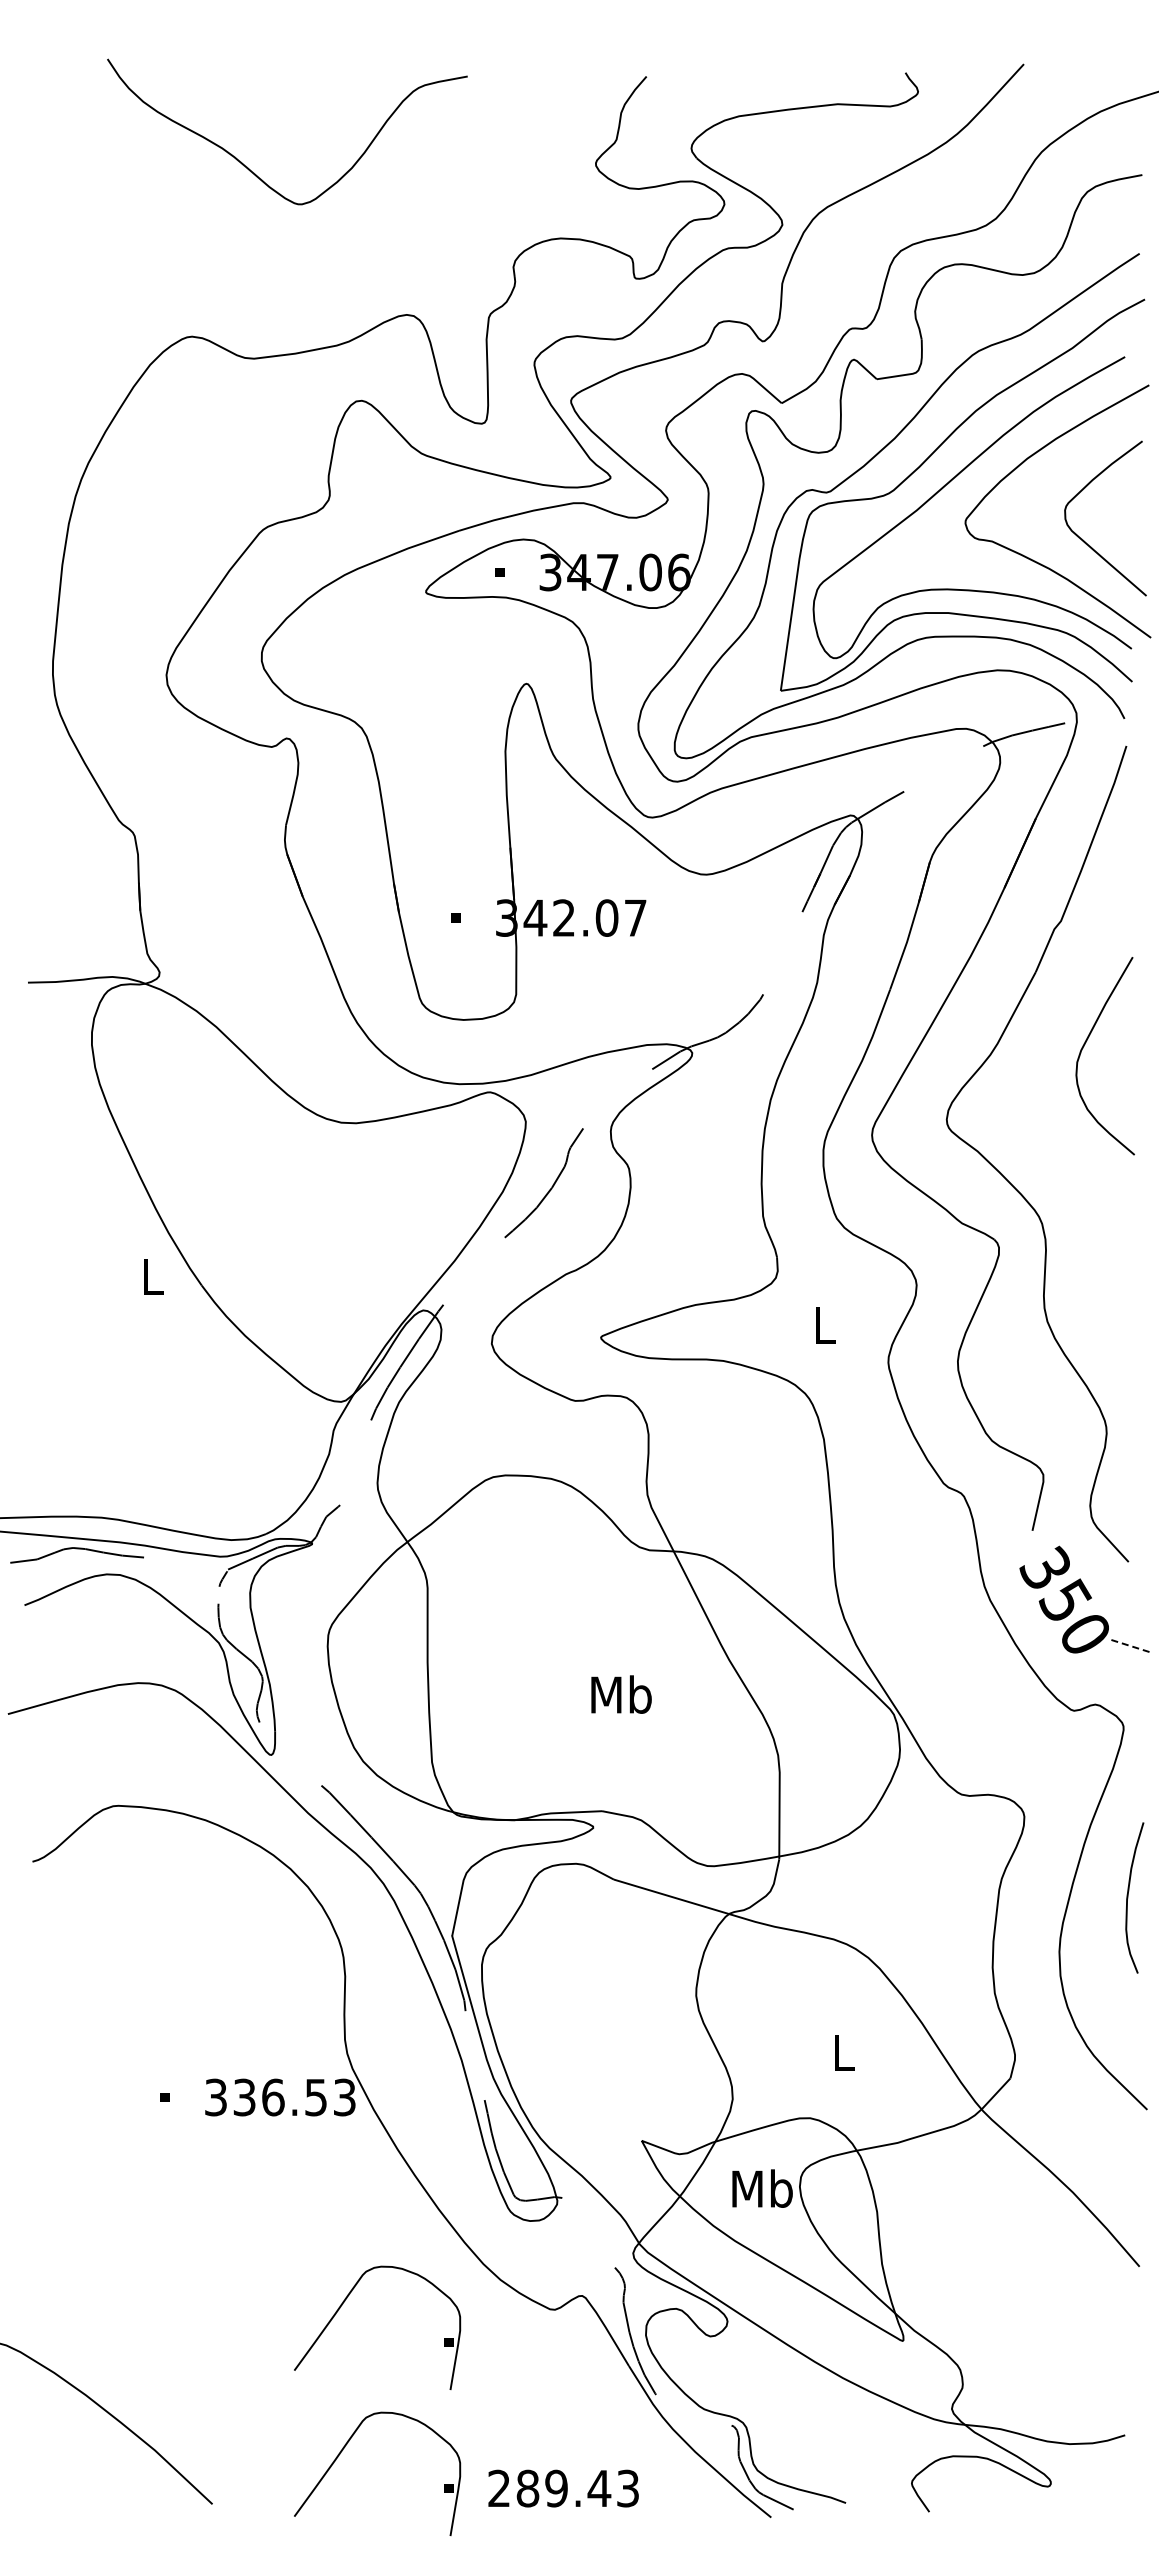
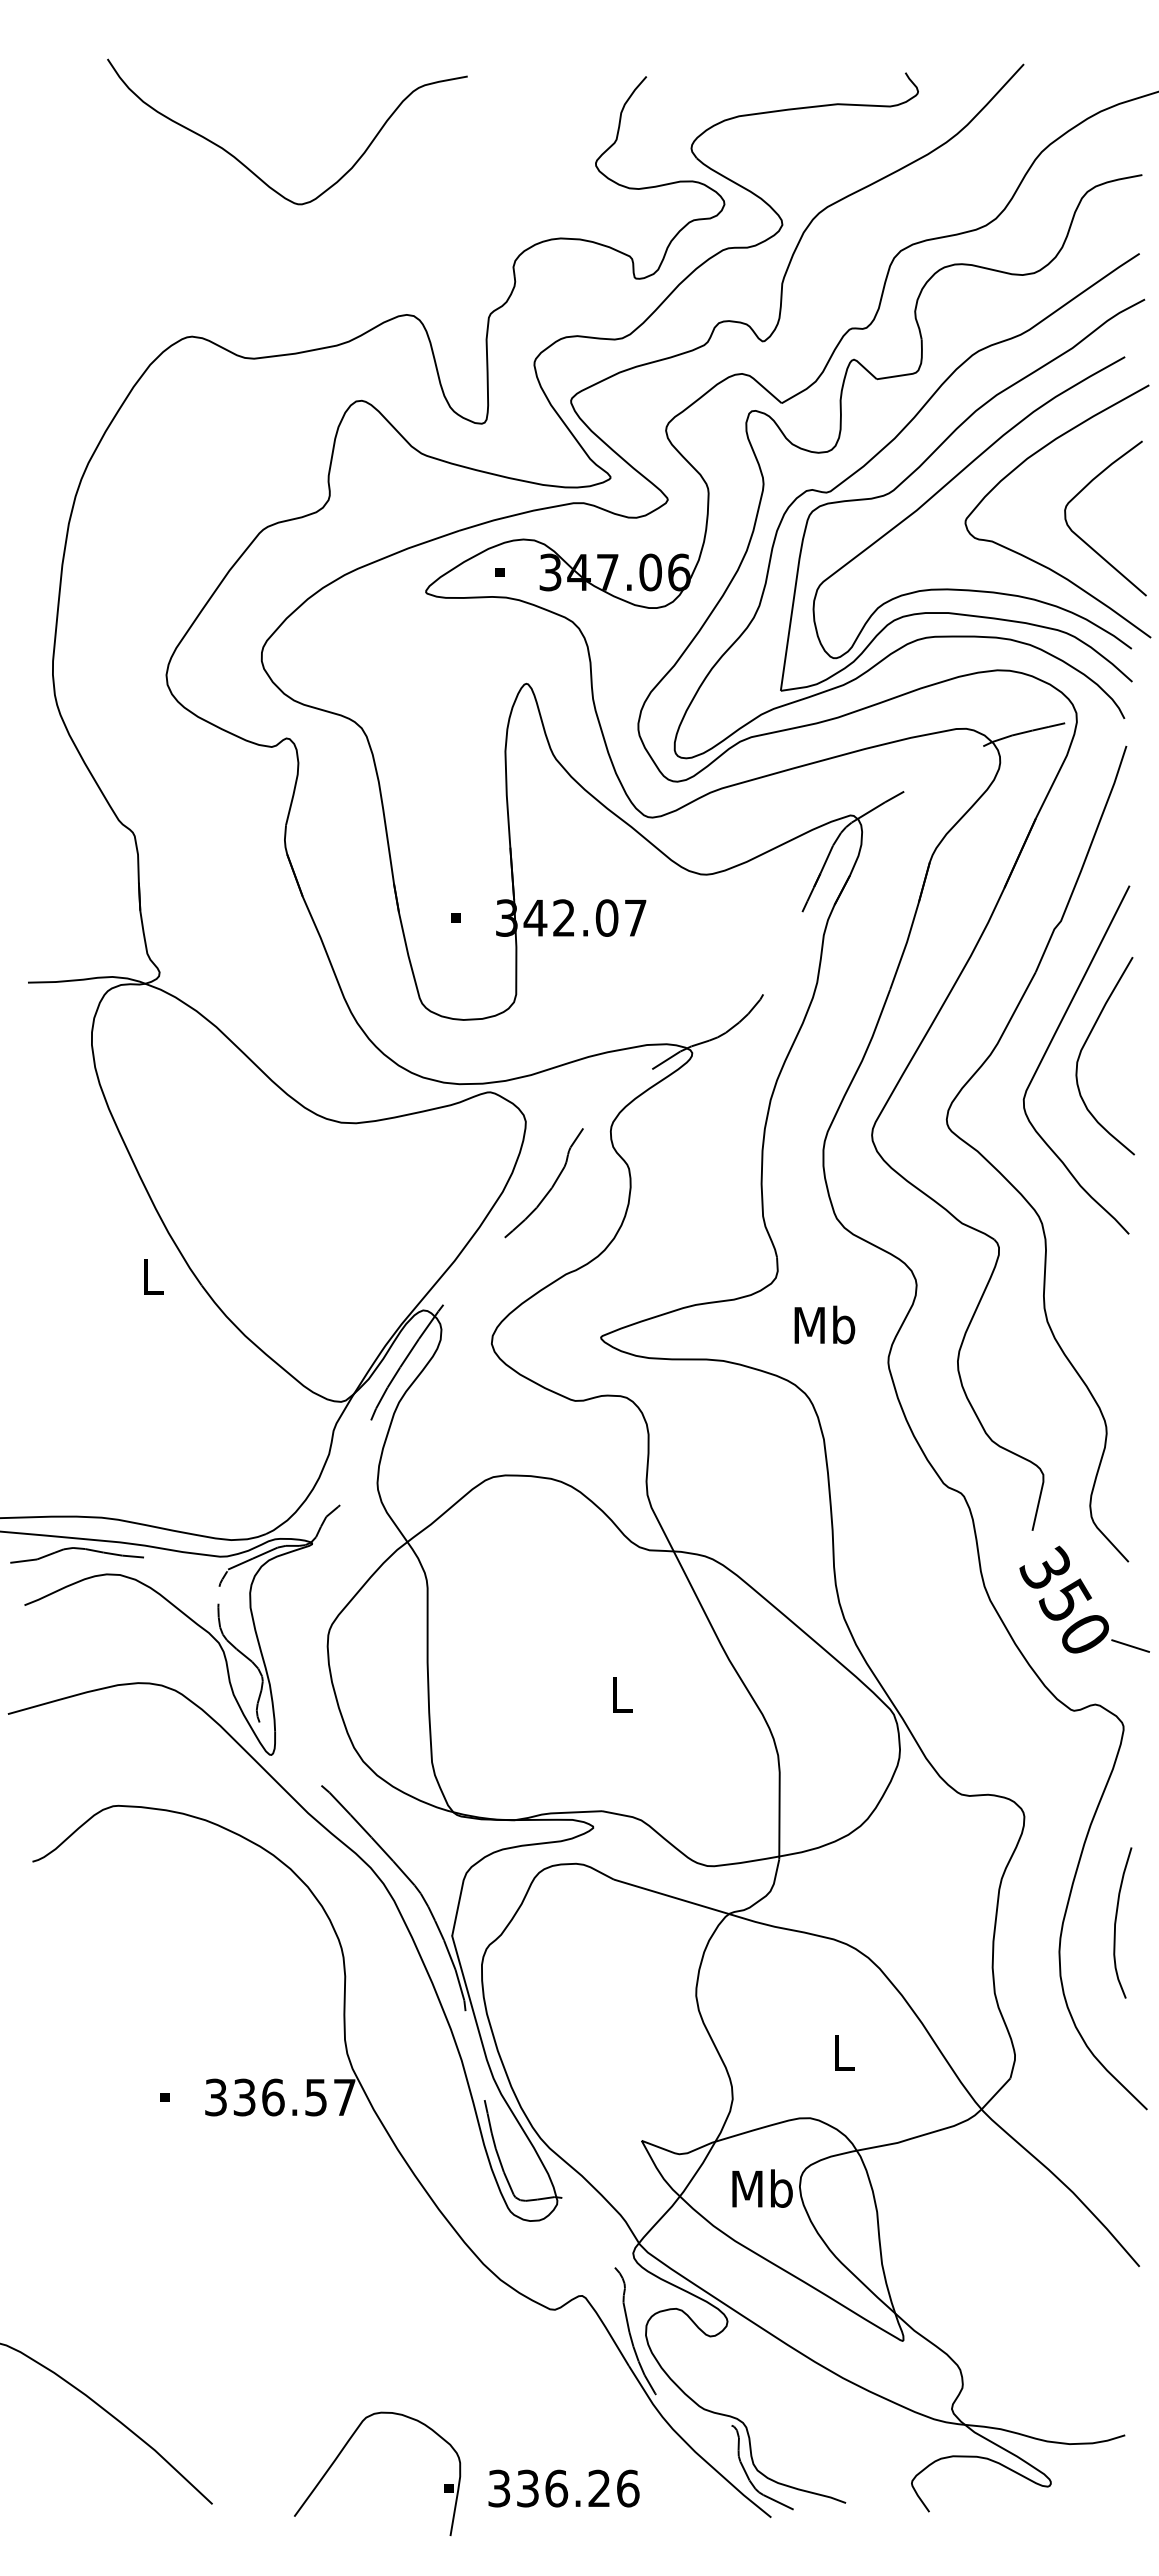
curve: none -> present (1050, 1045)
text: L -> Mb (824, 1324)
line: dashed -> solid (1131, 1646)
text: Mb -> L (621, 1694)
curve position: (1128, 1897) -> (1116, 1922) (1116, 1922)
text: 336.53 -> 336.57 (344, 2097)
part: present -> none (343, 2304)
text: 289.43 -> 336.26 (563, 2488)
